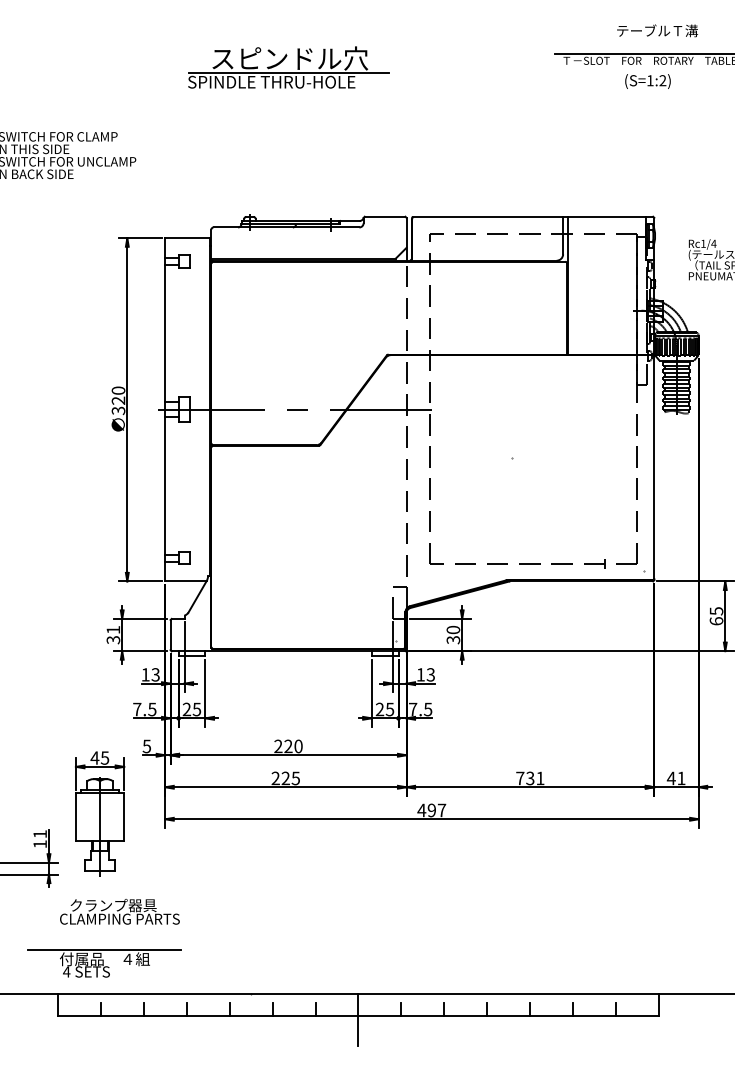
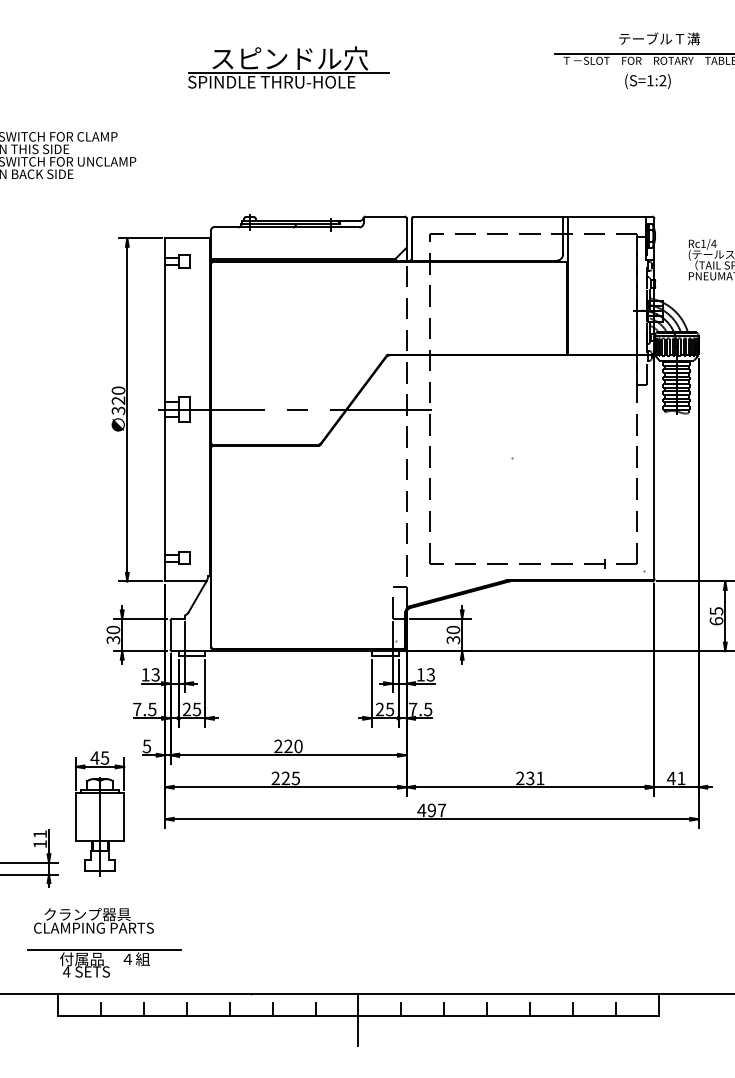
text position: (657, 30) -> (659, 38) (659, 38)
text: 31 -> 30 (113, 629)
text: 731 -> 231 (520, 778)
text position: (119, 911) -> (93, 920) (93, 920)
